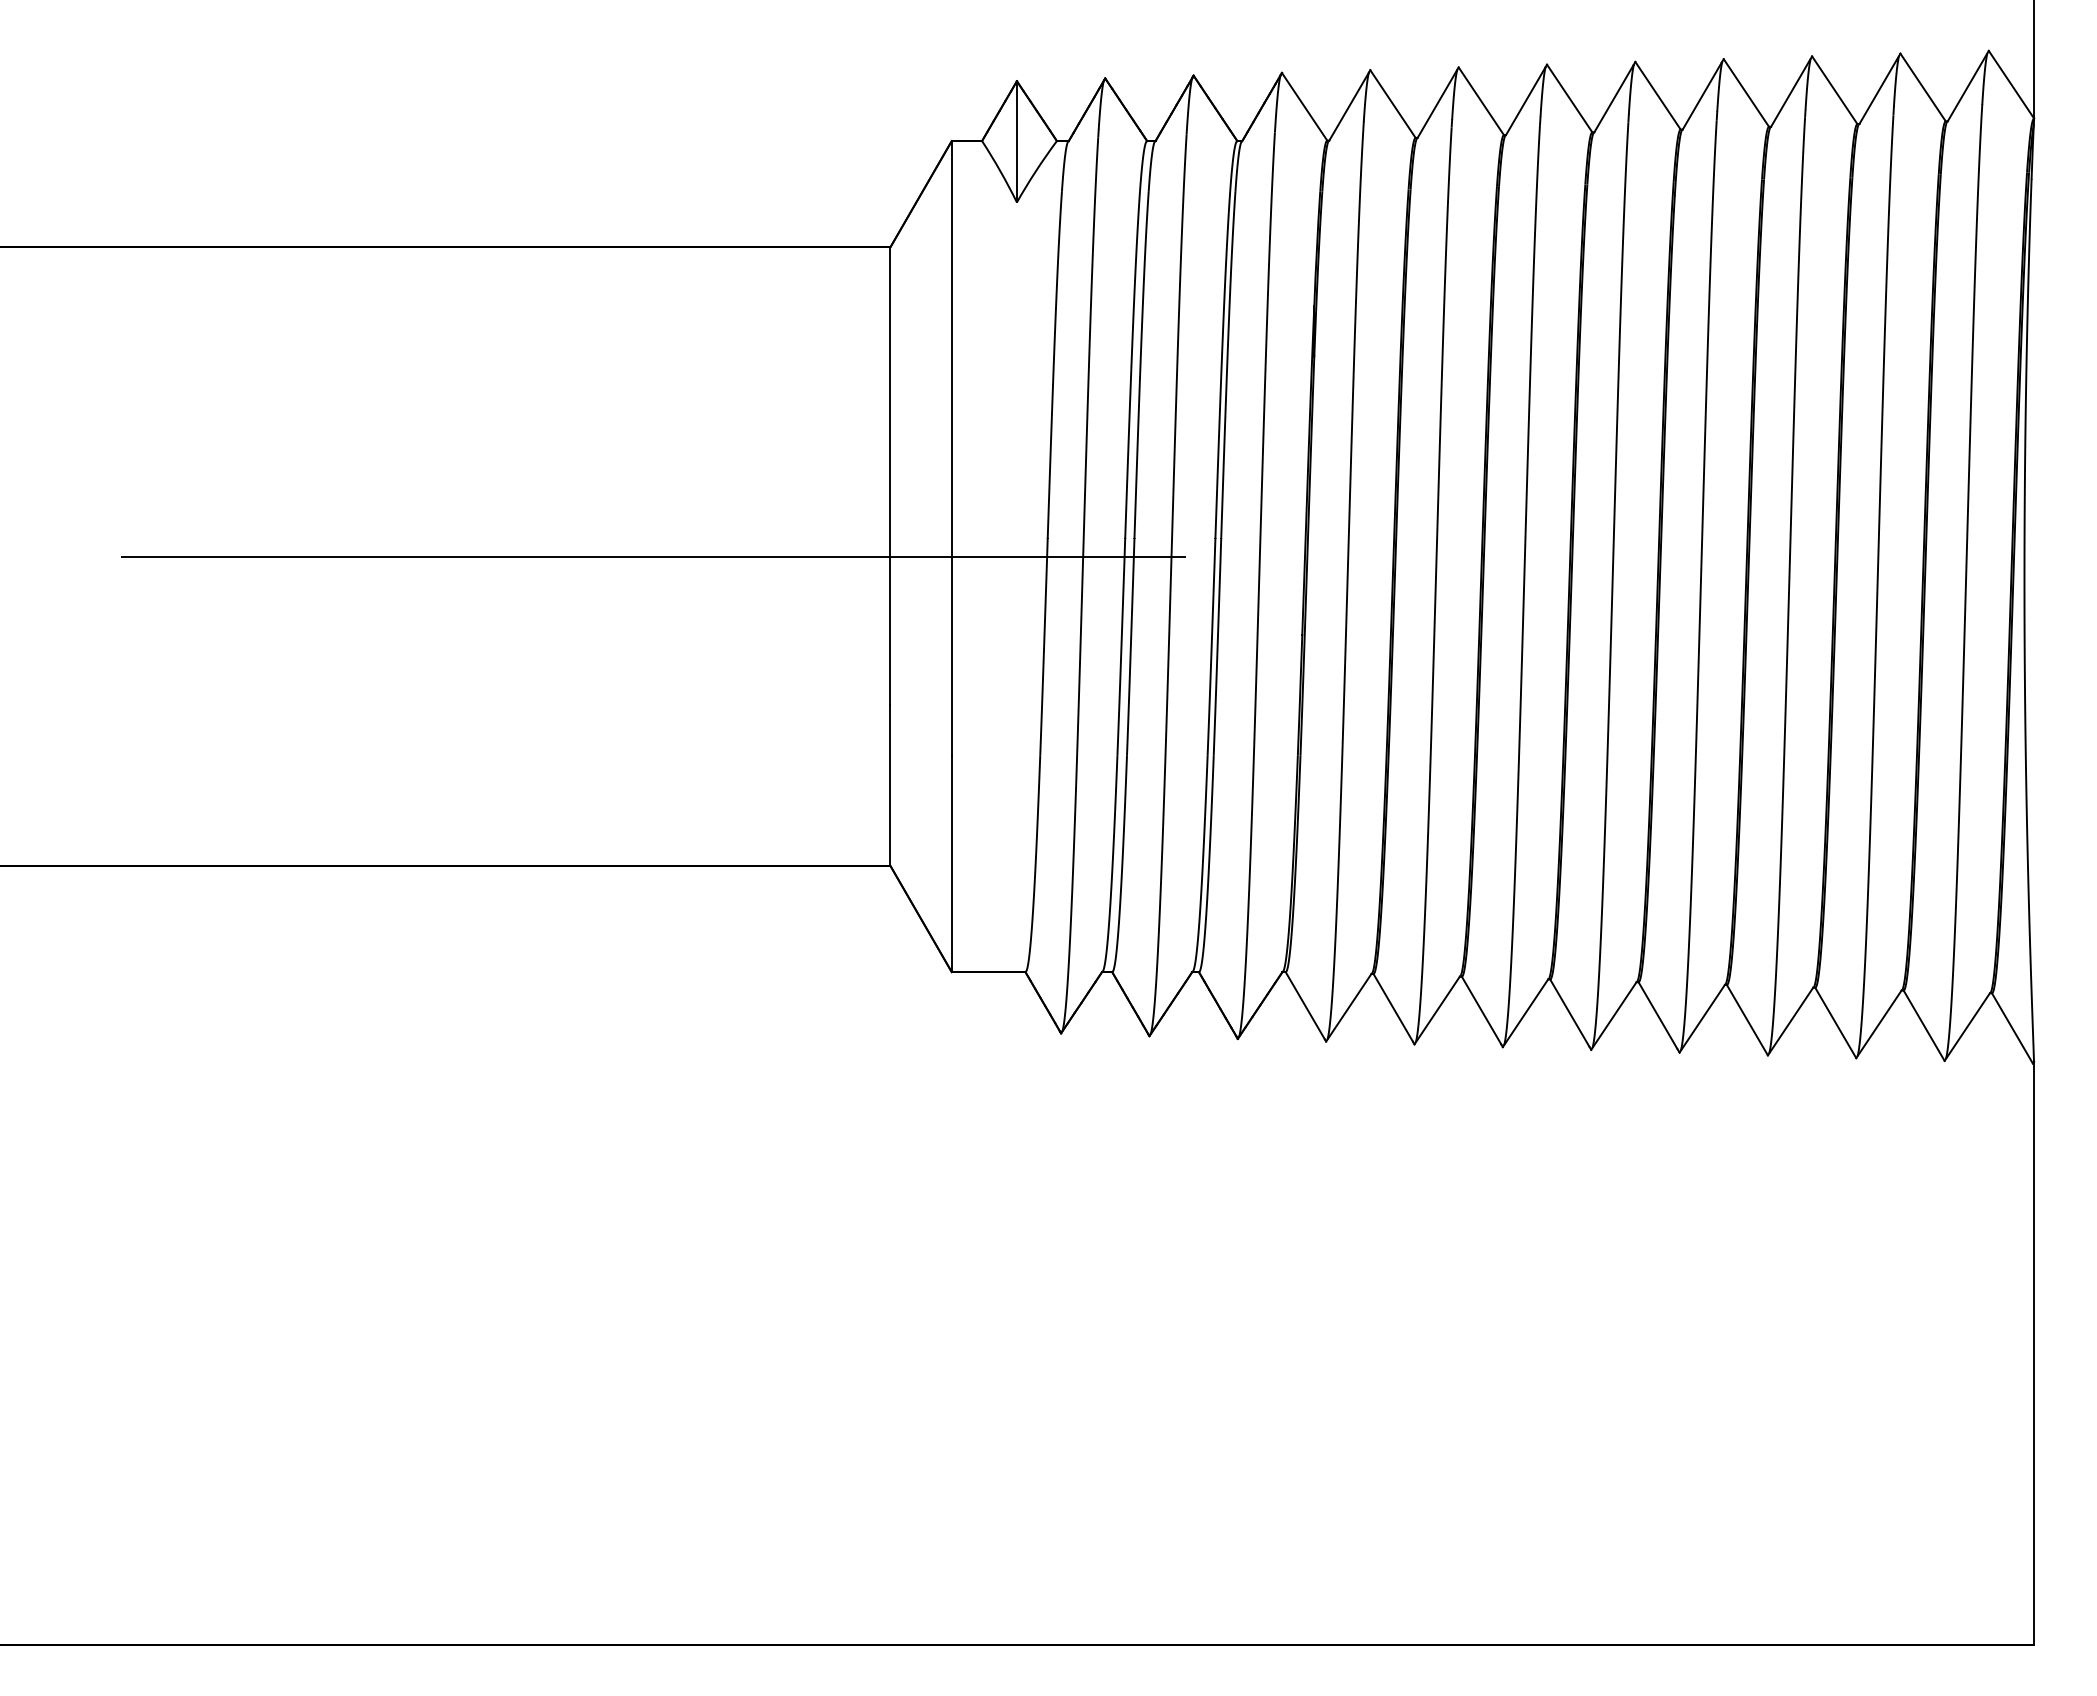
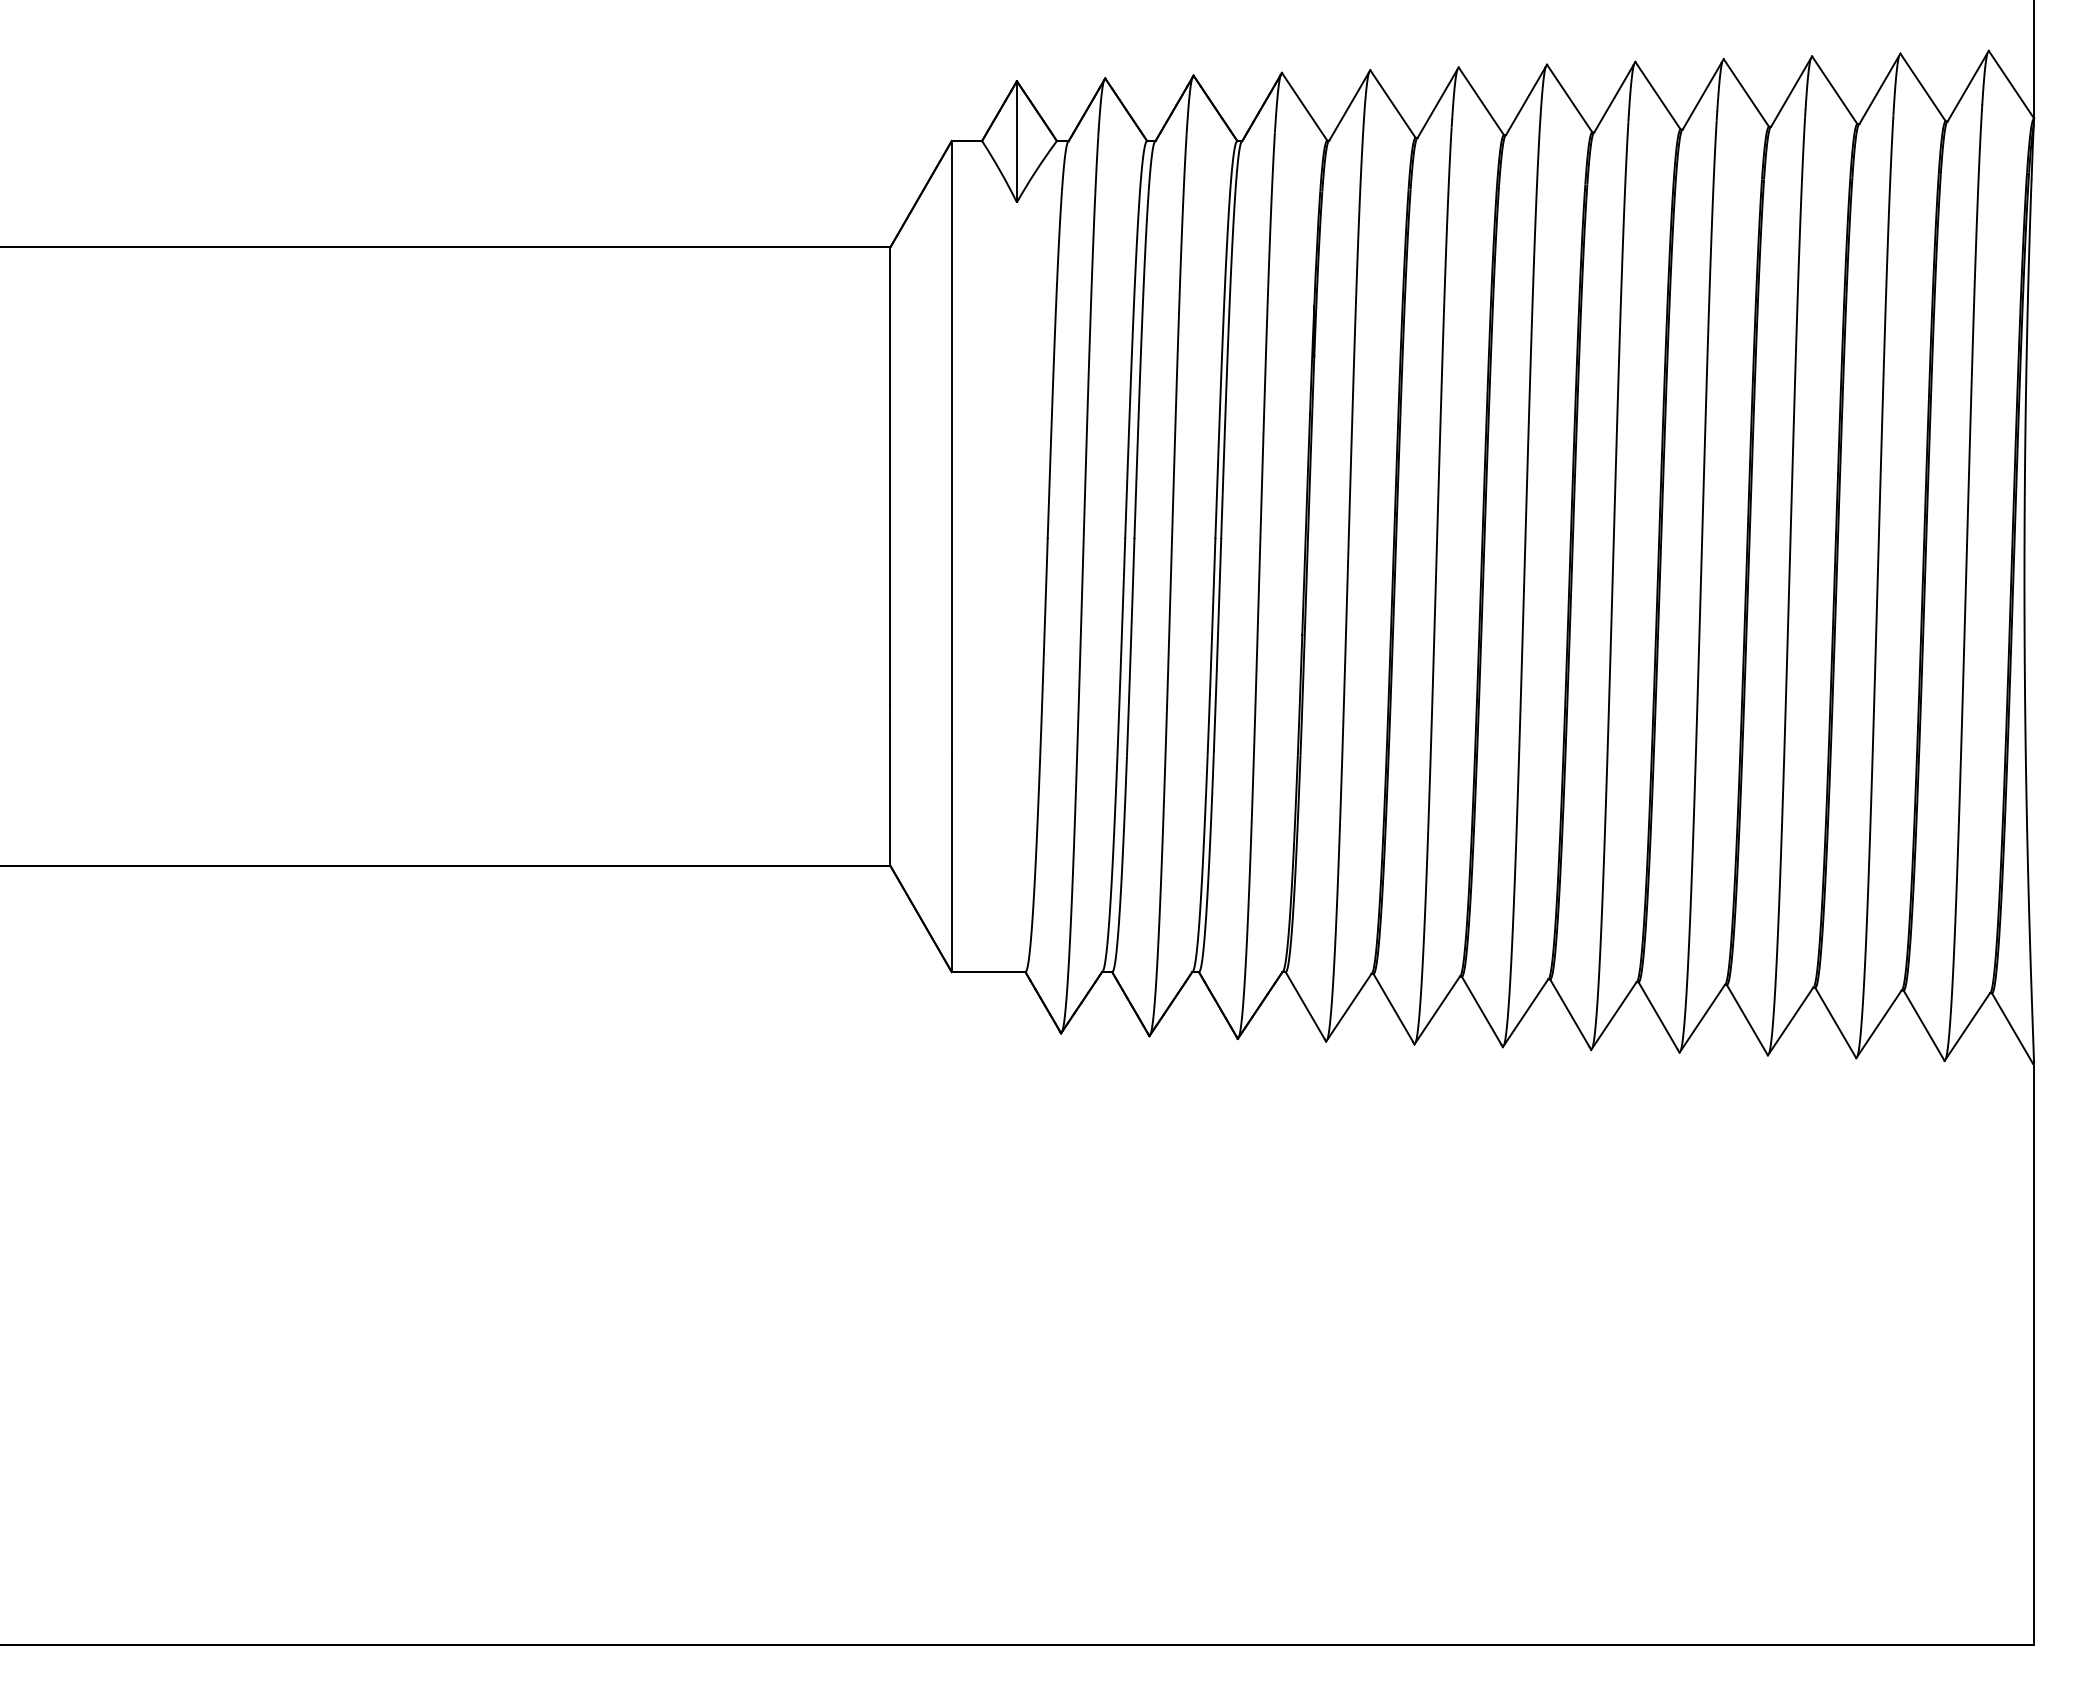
line: present -> none (594, 556)
